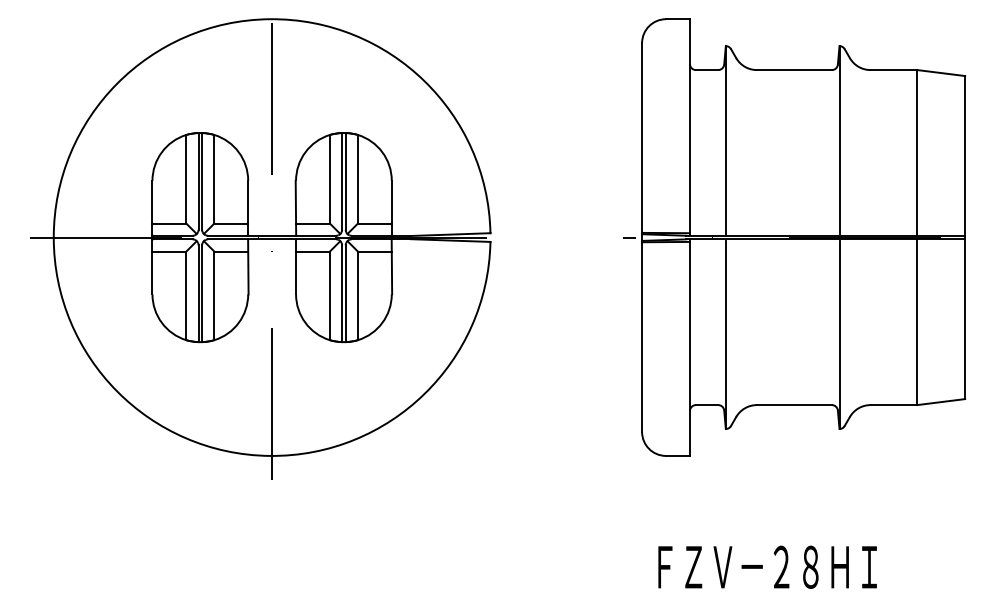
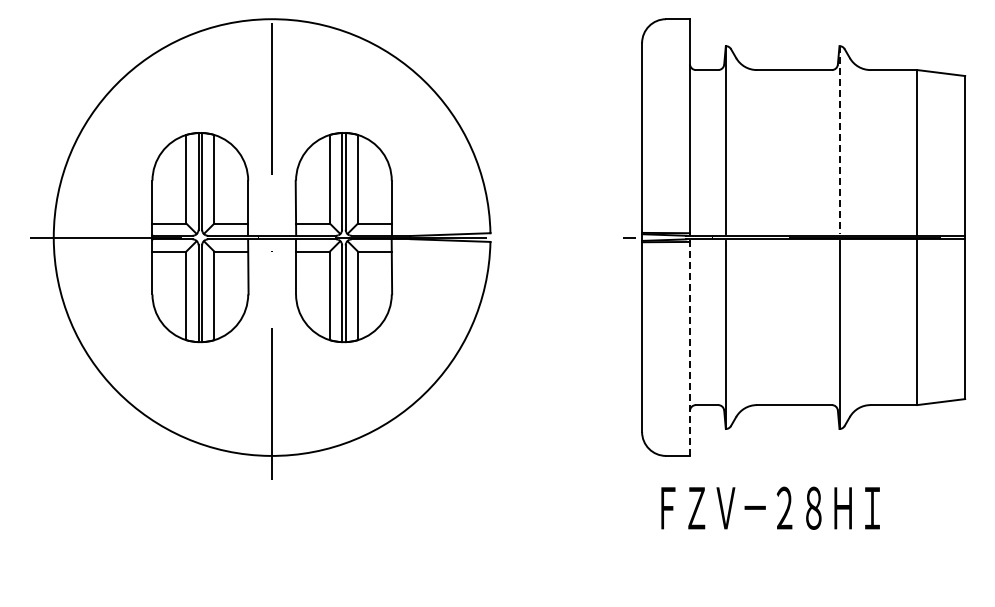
line: solid -> dashed (839, 140)
line: solid -> dashed (689, 348)
text position: (767, 566) -> (770, 507) (770, 507)
